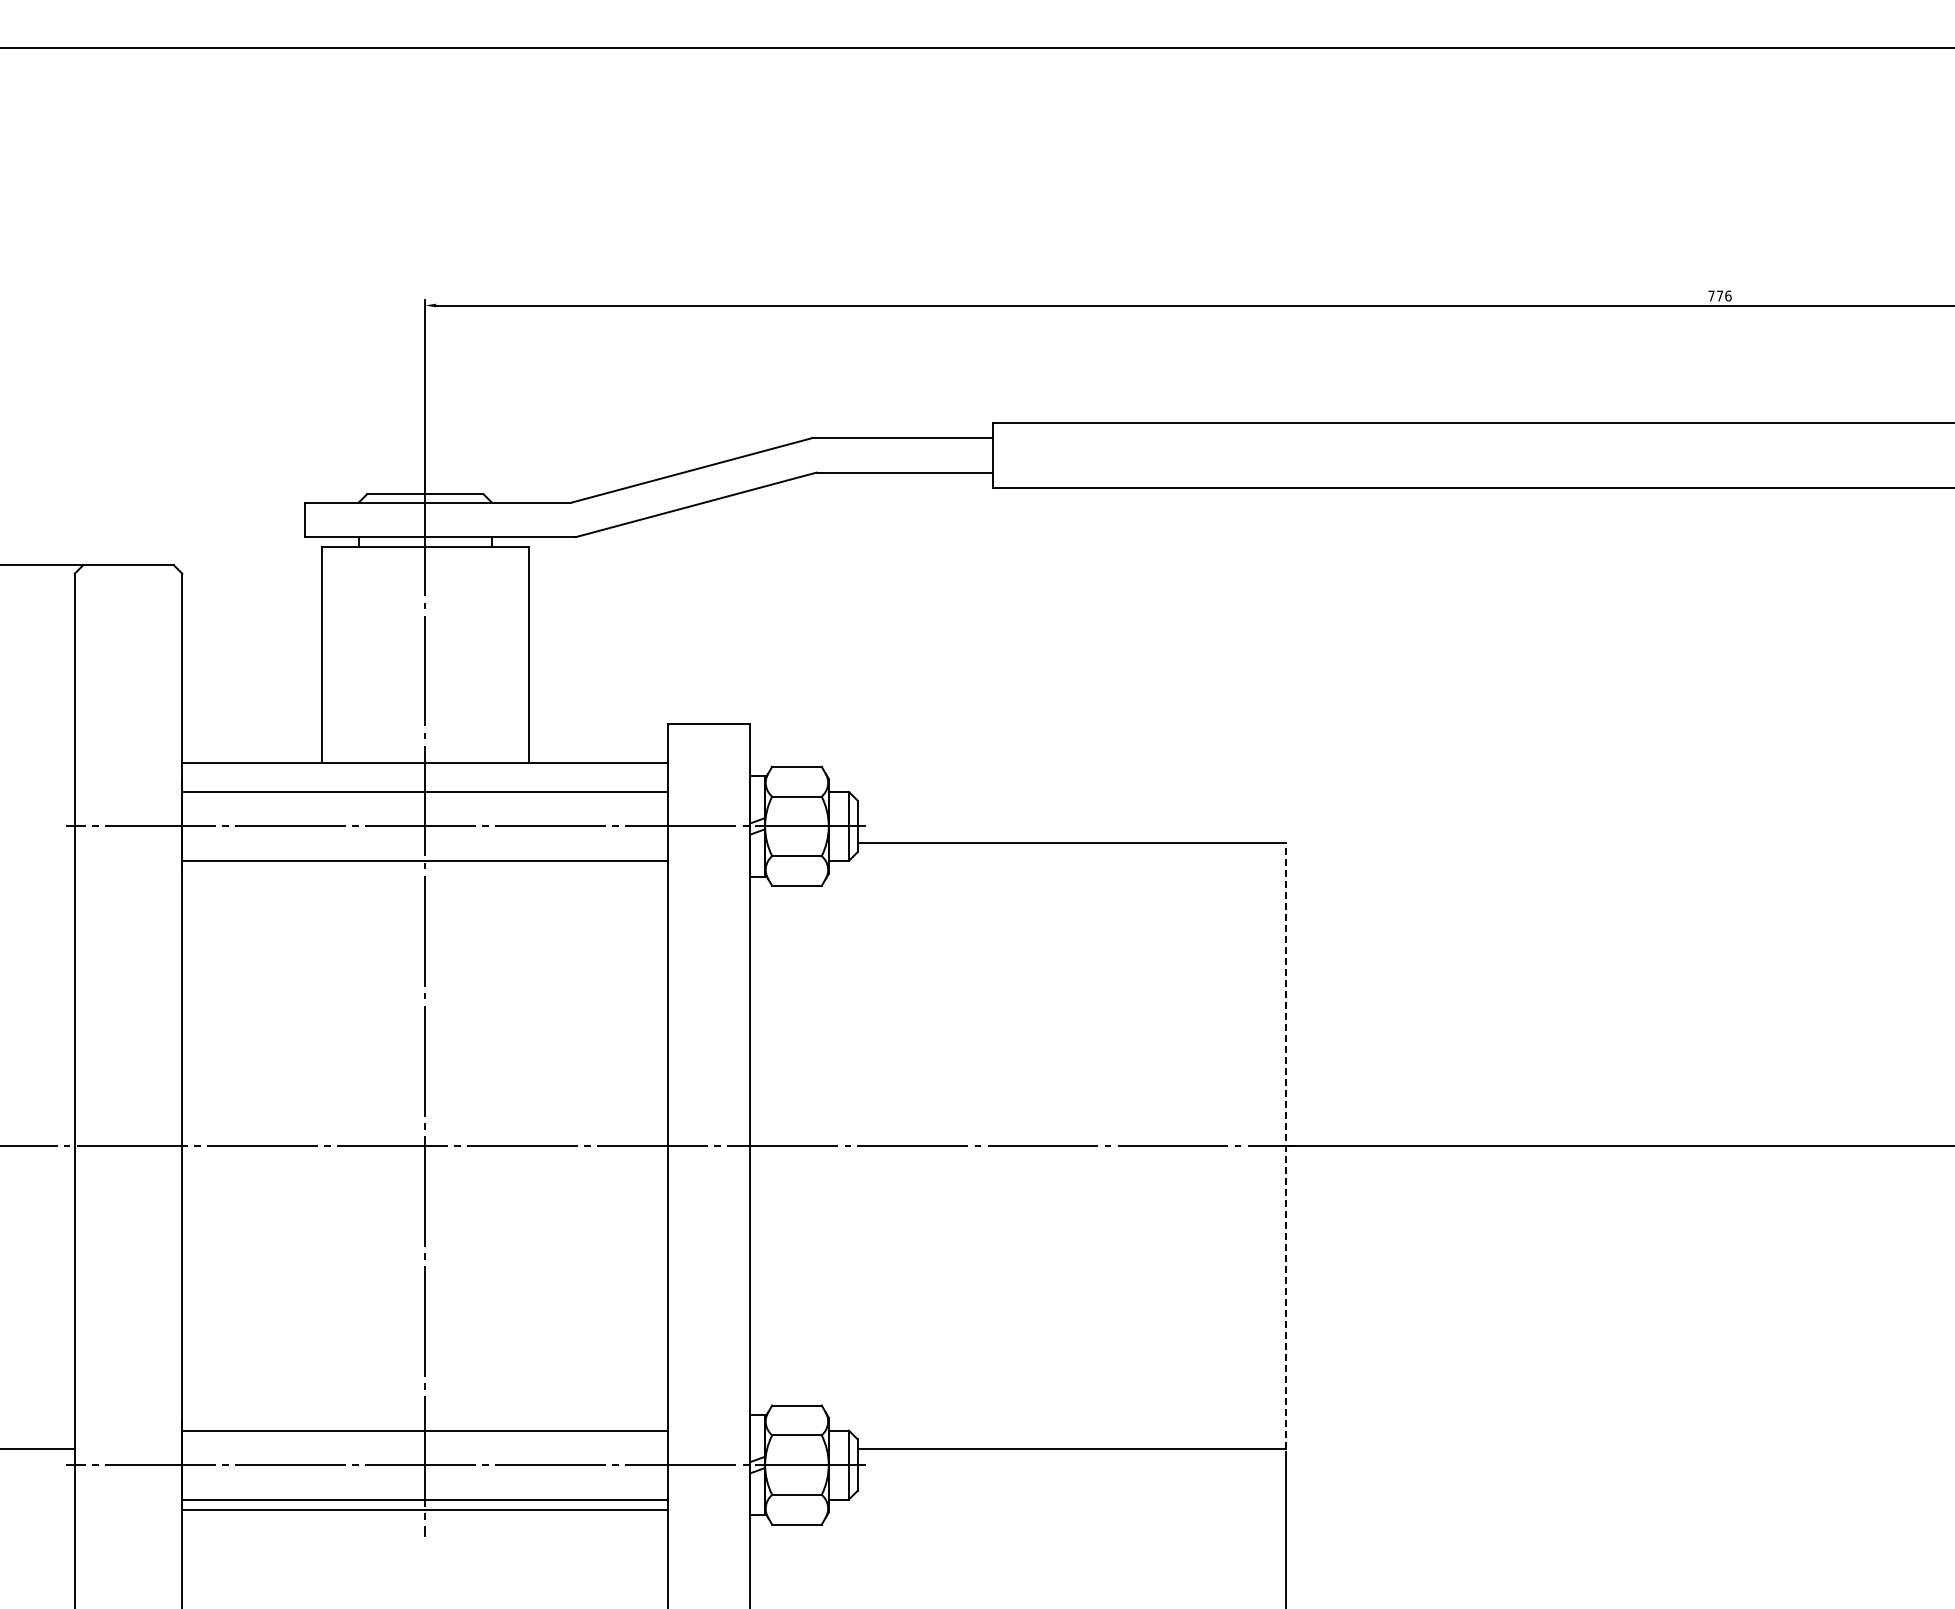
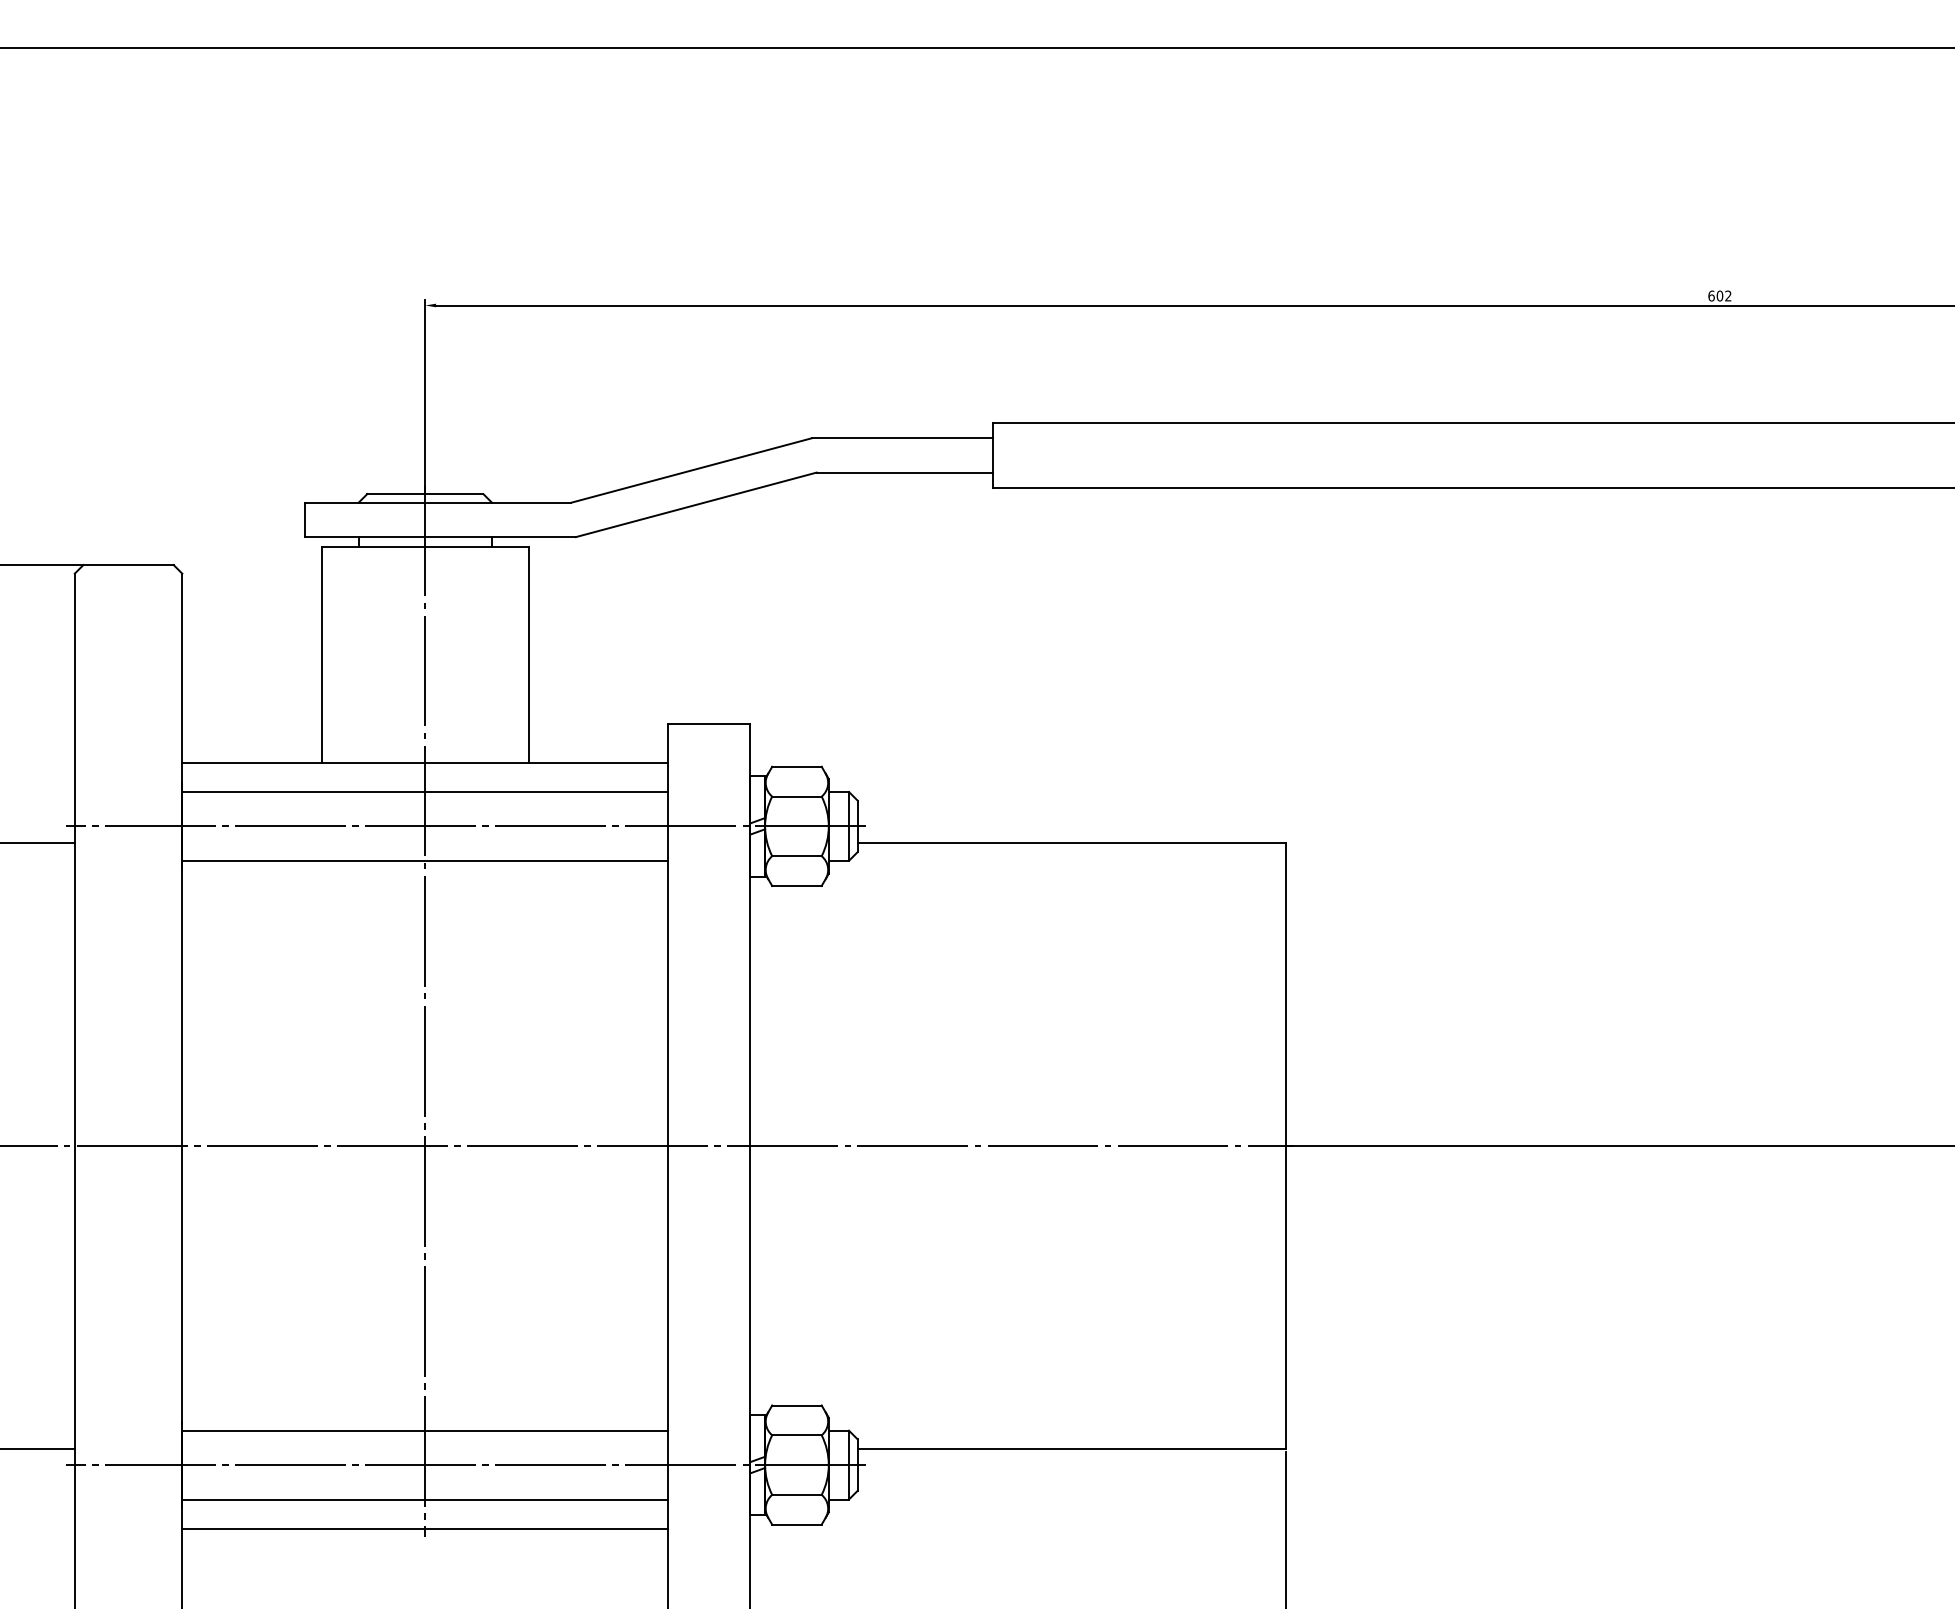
text: 776 -> 602 (1719, 295)
line: none -> present (38, 842)
line: dashed -> solid (1285, 1145)
line position: (425, 1509) -> (425, 1528) (425, 1528)
